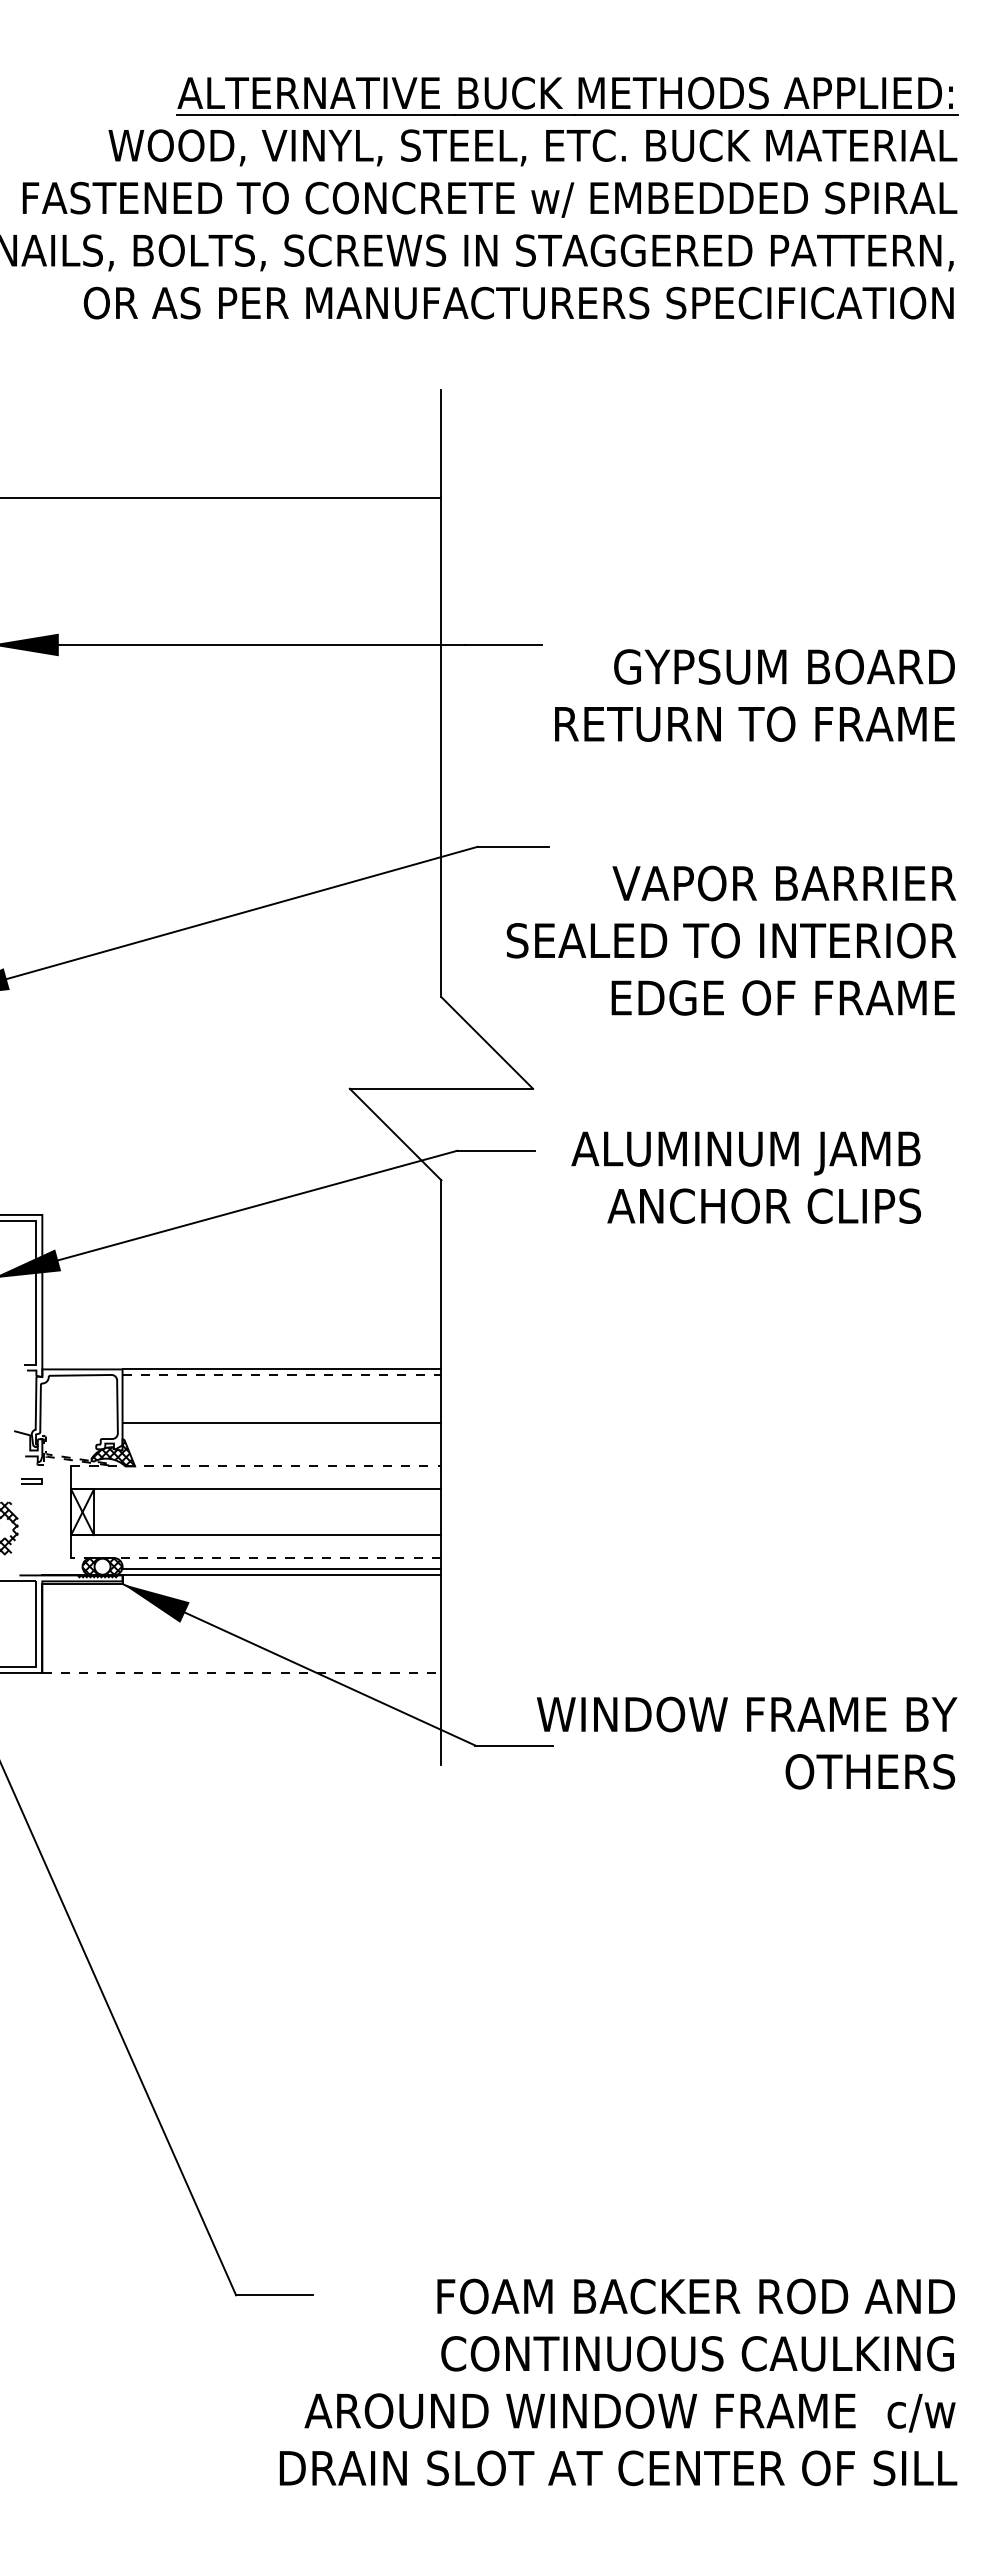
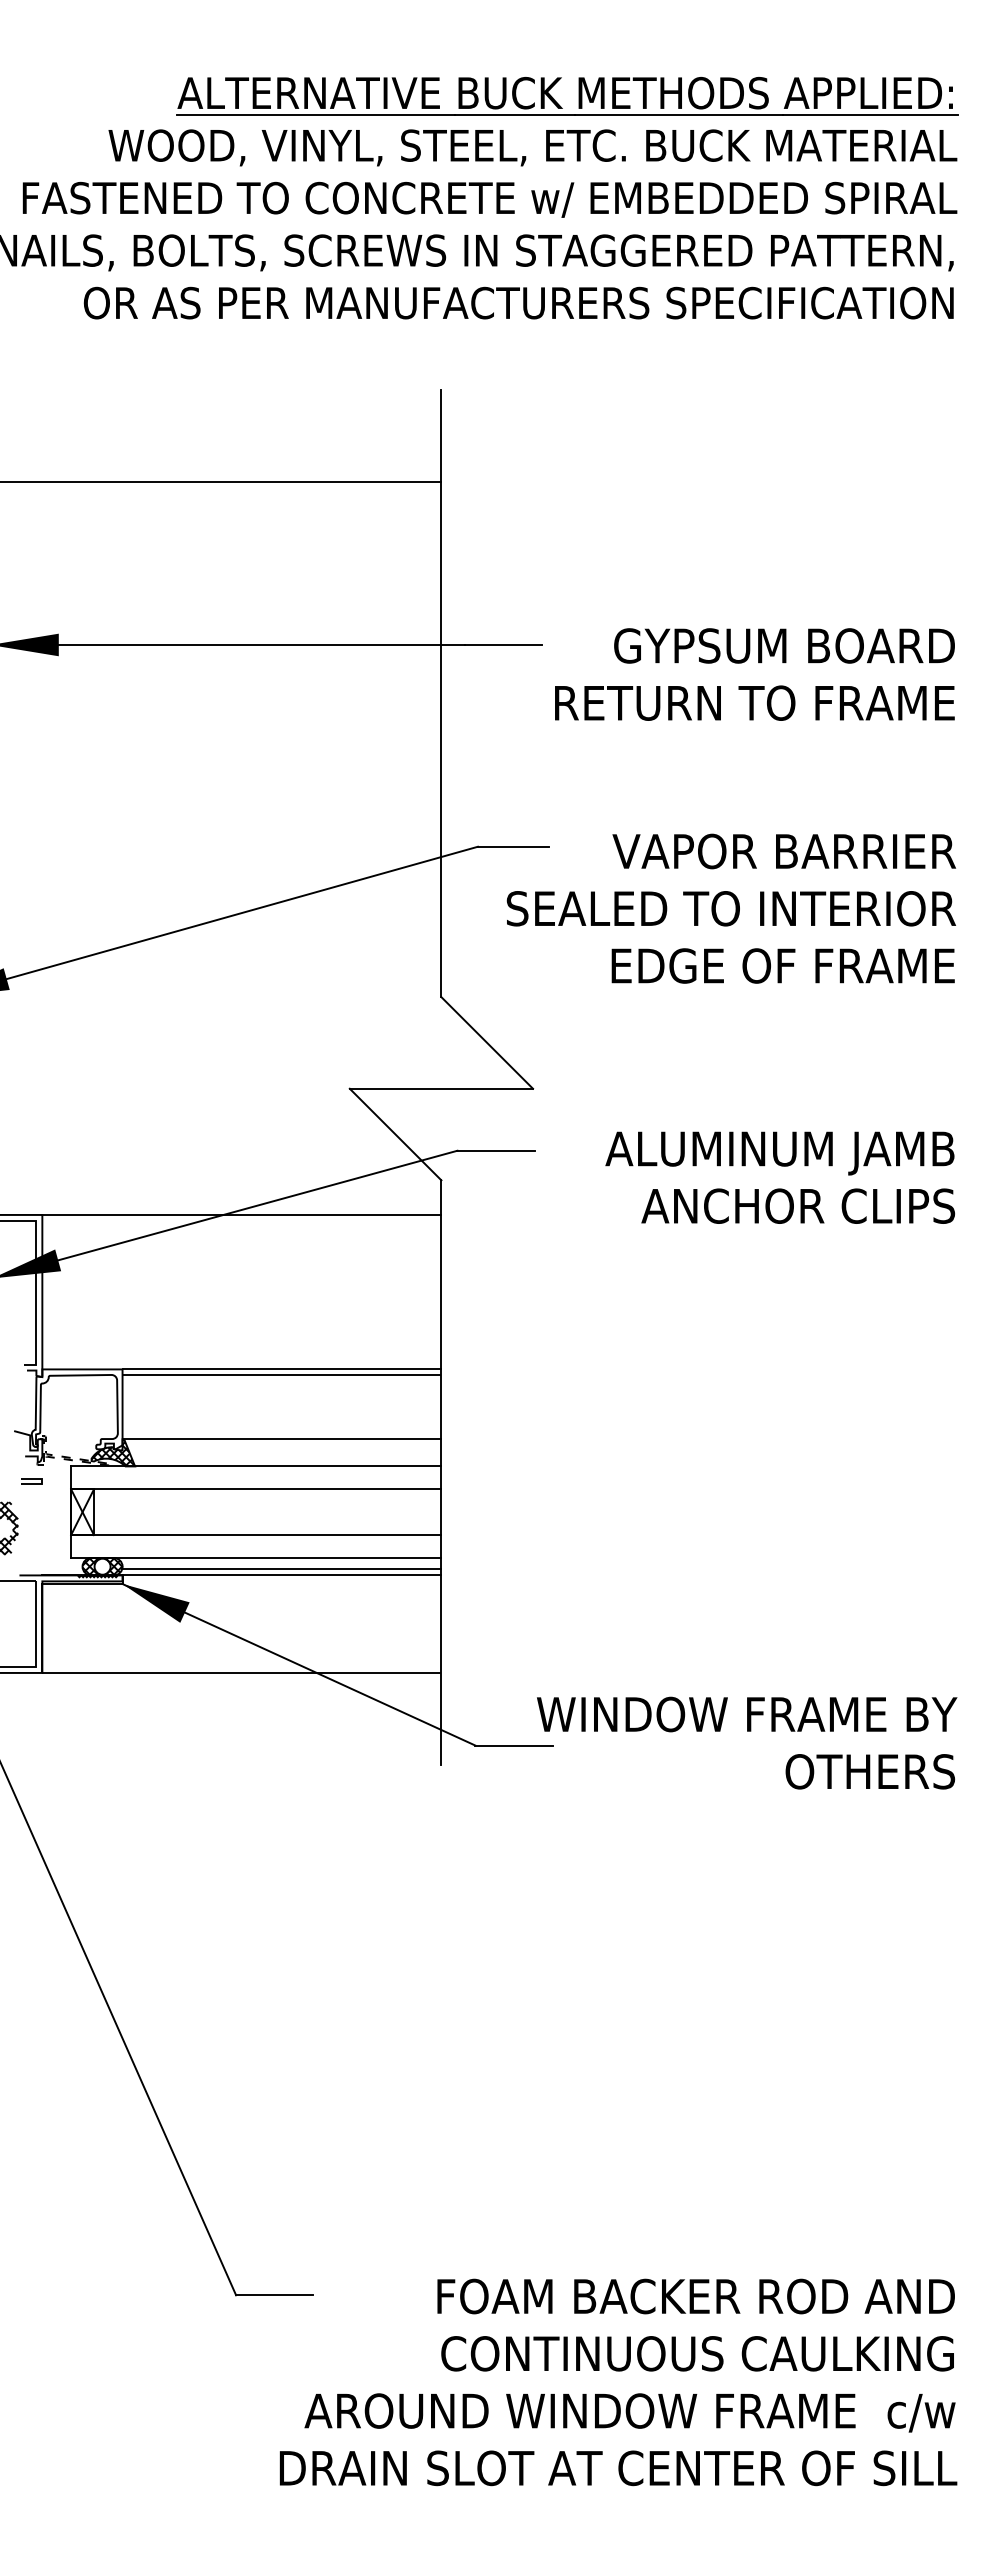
line position: (221, 497) -> (221, 481) (221, 481)
text position: (754, 695) -> (754, 674) (754, 674)
text position: (730, 940) -> (730, 908) (730, 908)
text position: (746, 1177) -> (780, 1177) (780, 1177)
line: none -> present (241, 1214)
line: dashed -> solid (282, 1375)
line position: (281, 1423) -> (281, 1439) (281, 1439)
line: dashed -> solid (256, 1466)
line: dashed -> solid (256, 1558)
line: dashed -> solid (242, 1672)
